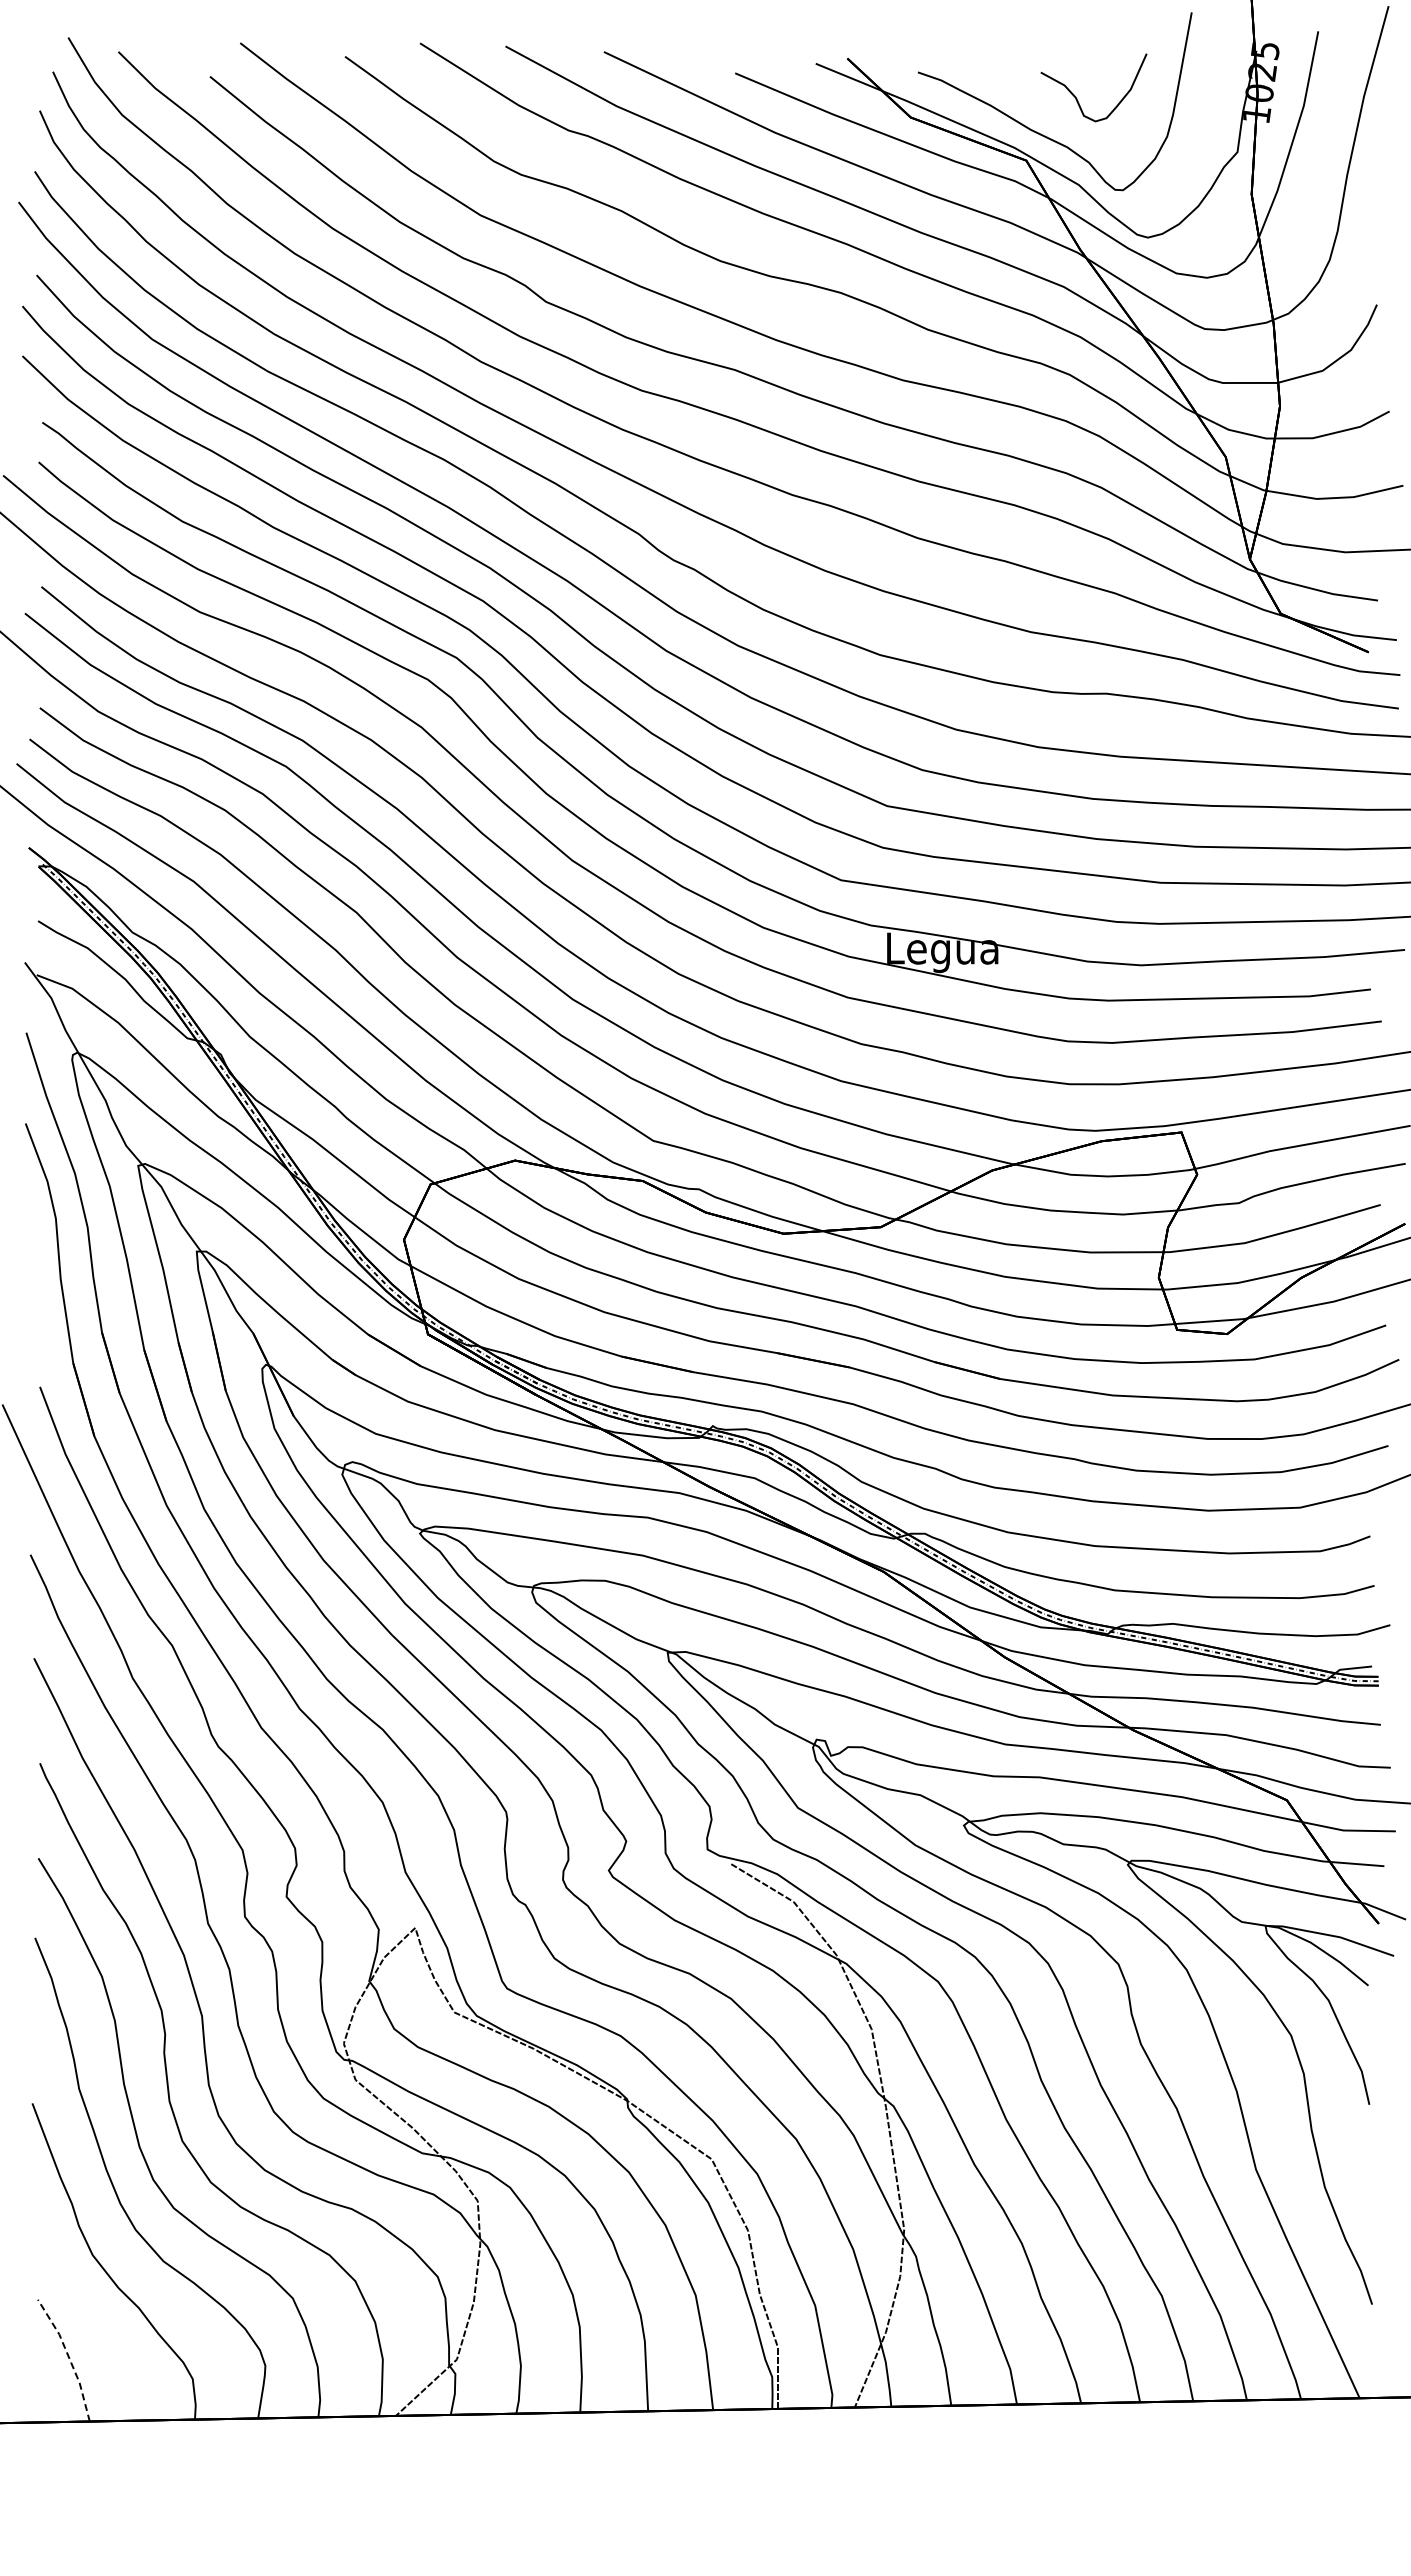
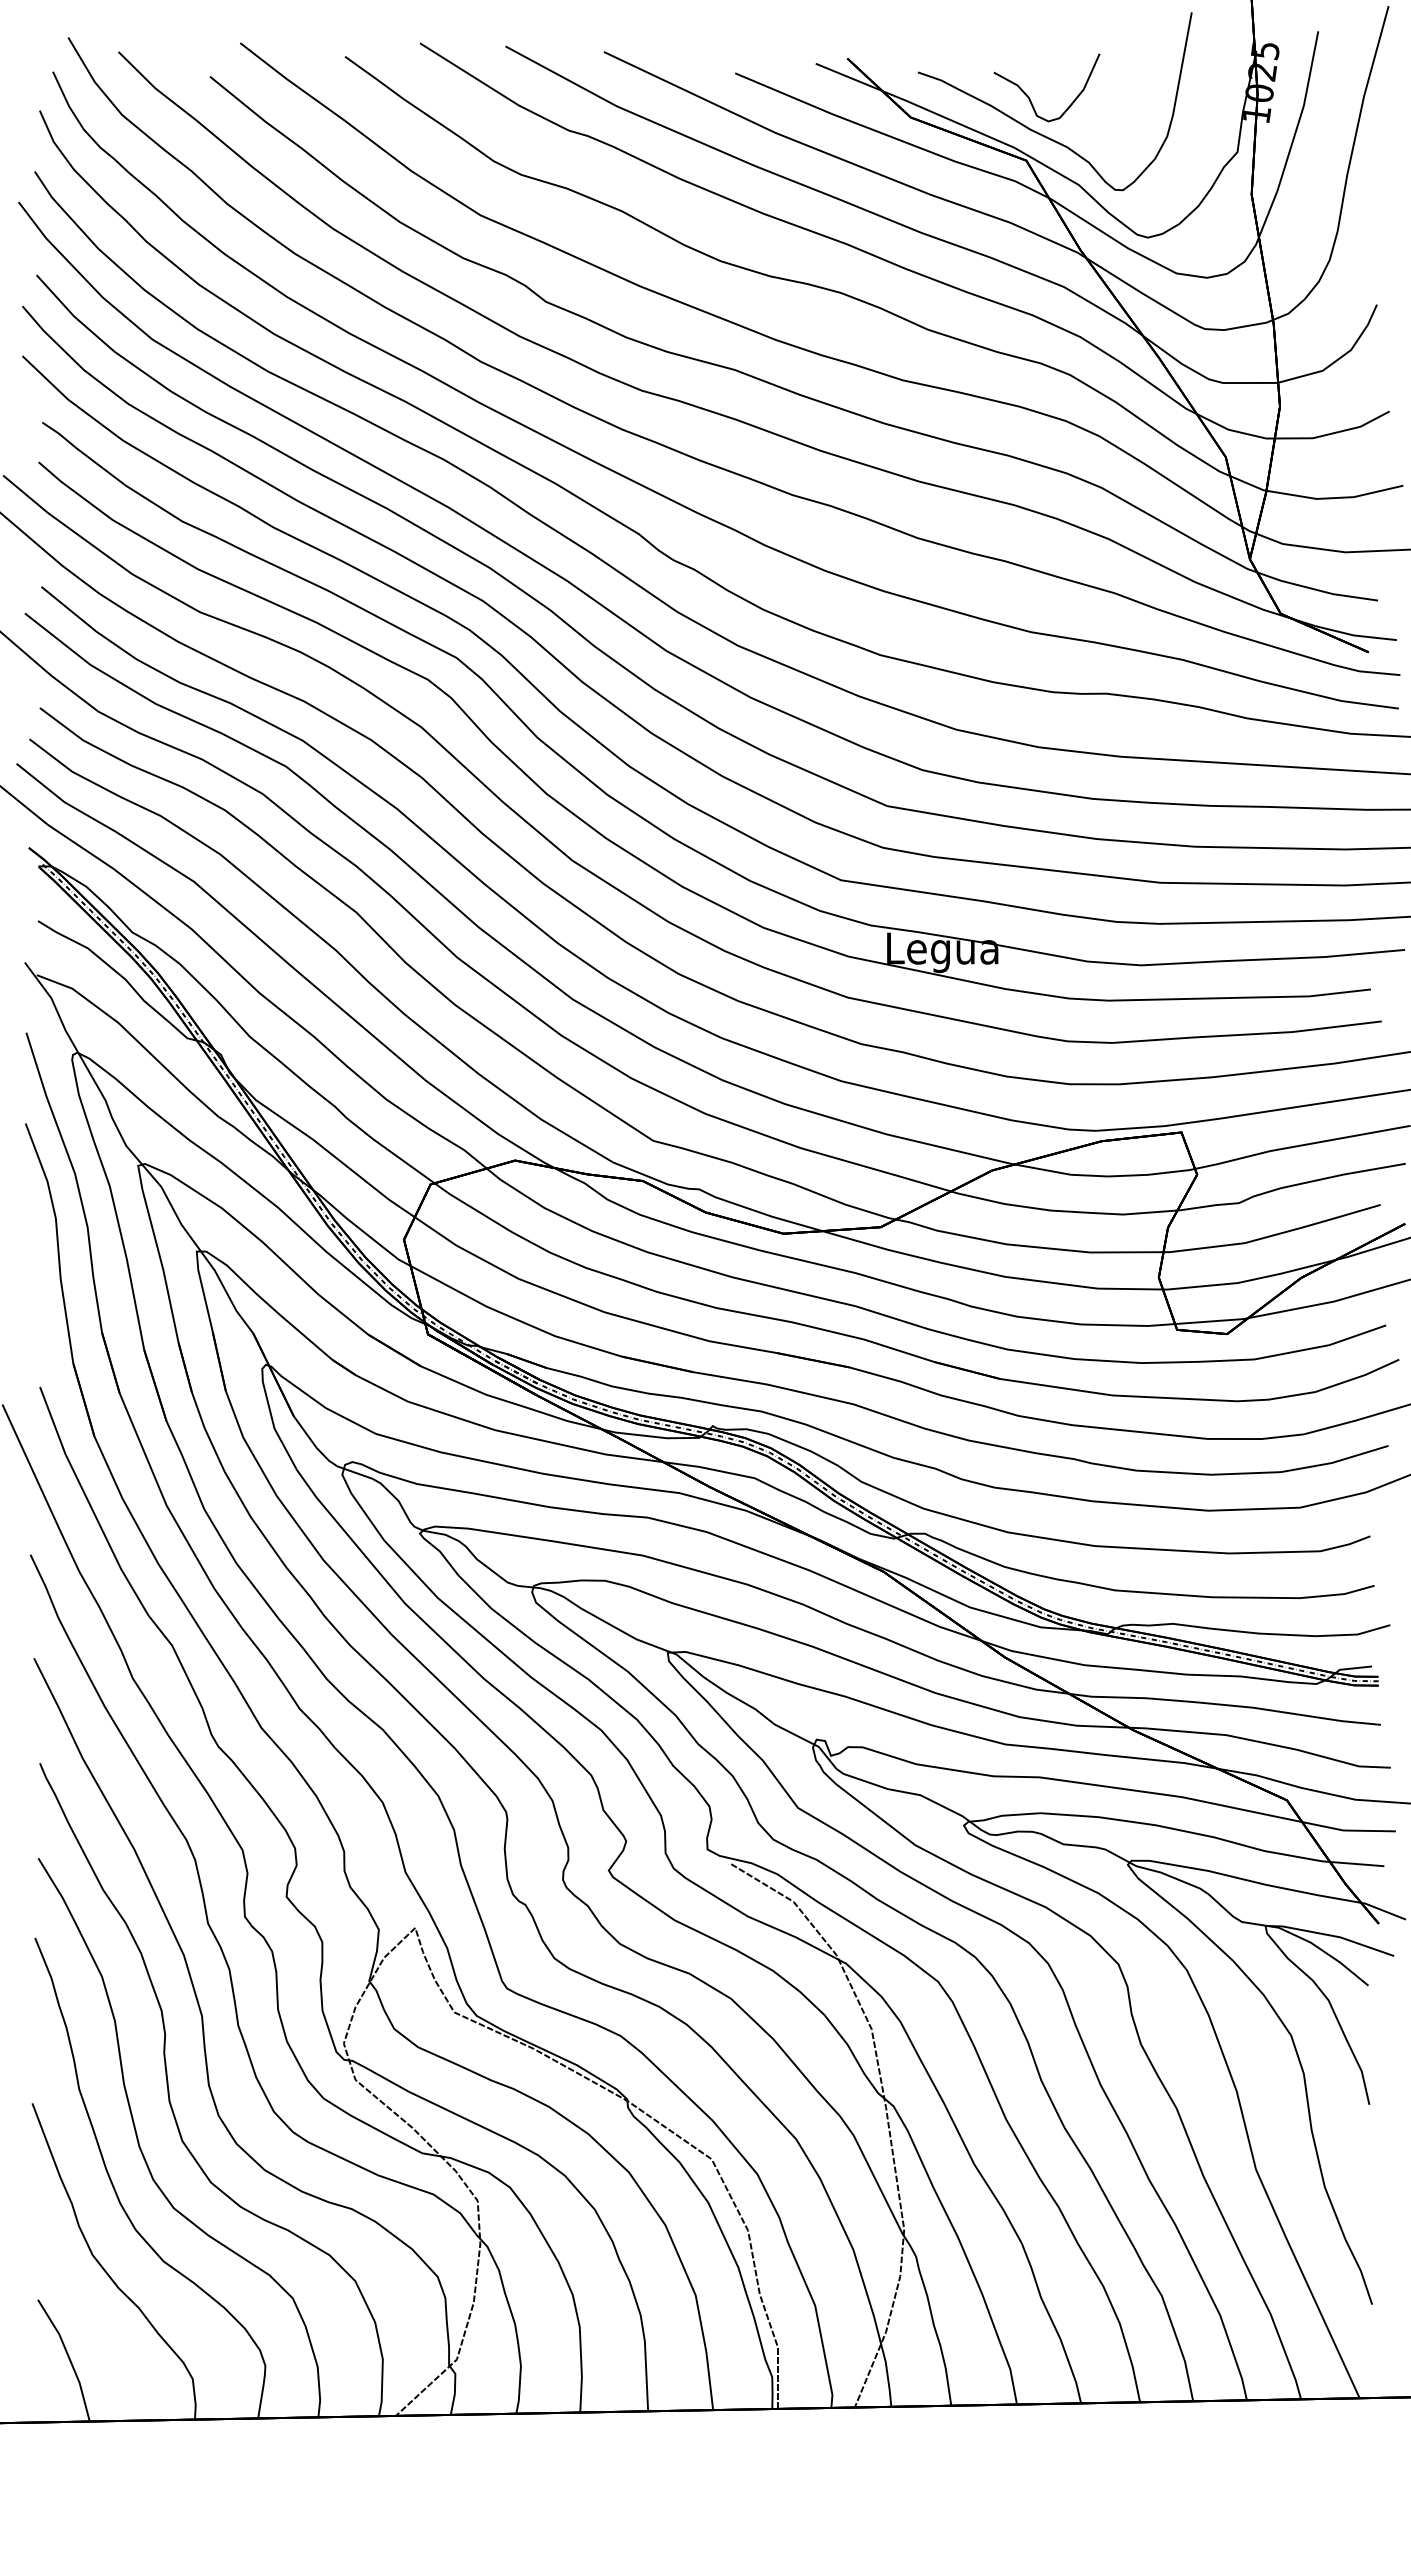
curve position: (1077, 98) -> (1030, 98) (1030, 98)
line: dashed -> solid (69, 2358)
